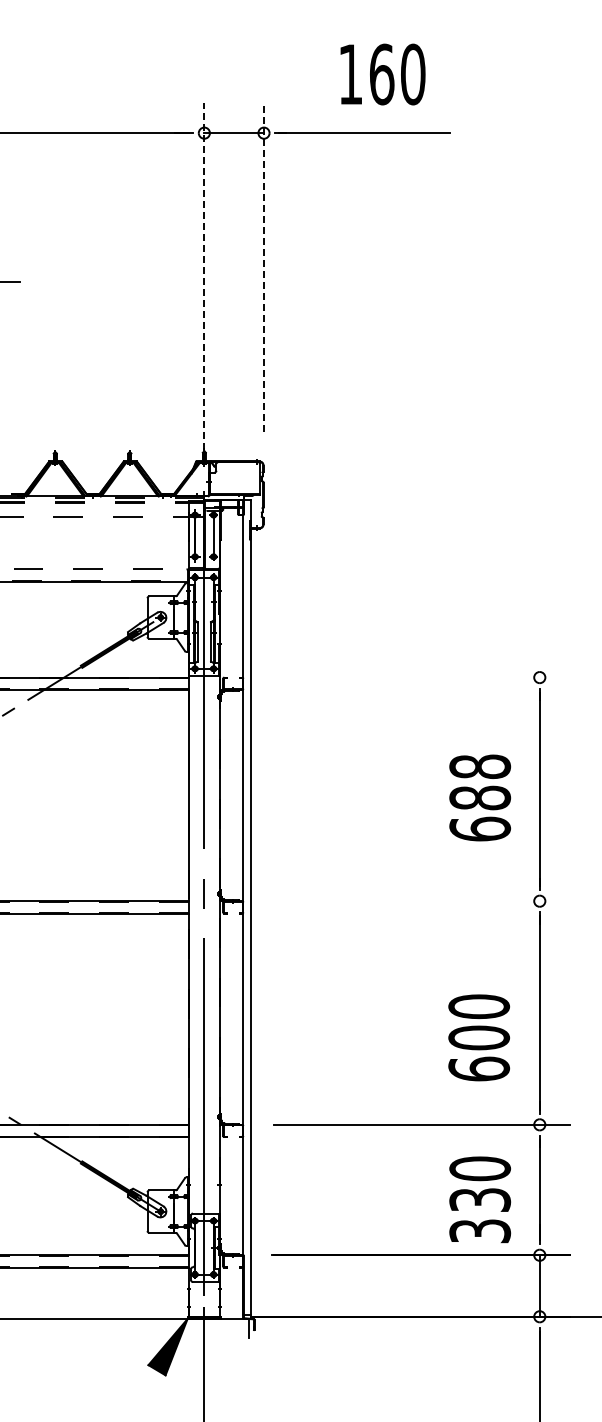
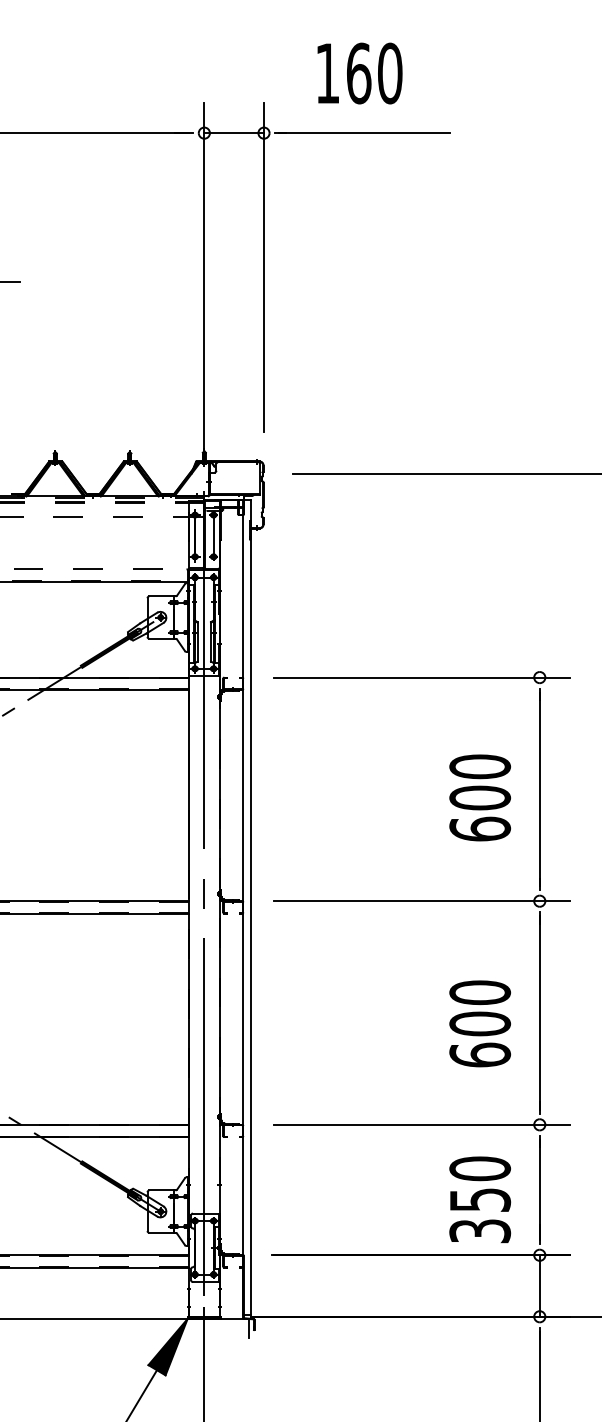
text position: (382, 74) -> (359, 73) (359, 73)
line: dashed -> solid (264, 266)
line: dashed -> solid (204, 281)
line: none -> present (445, 474)
line: none -> present (421, 677)
text: 688 -> 600 (479, 782)
line: none -> present (421, 901)
text position: (479, 1037) -> (480, 1023) (480, 1023)
text: 330 -> 350 (479, 1199)
line: none -> present (142, 1394)
